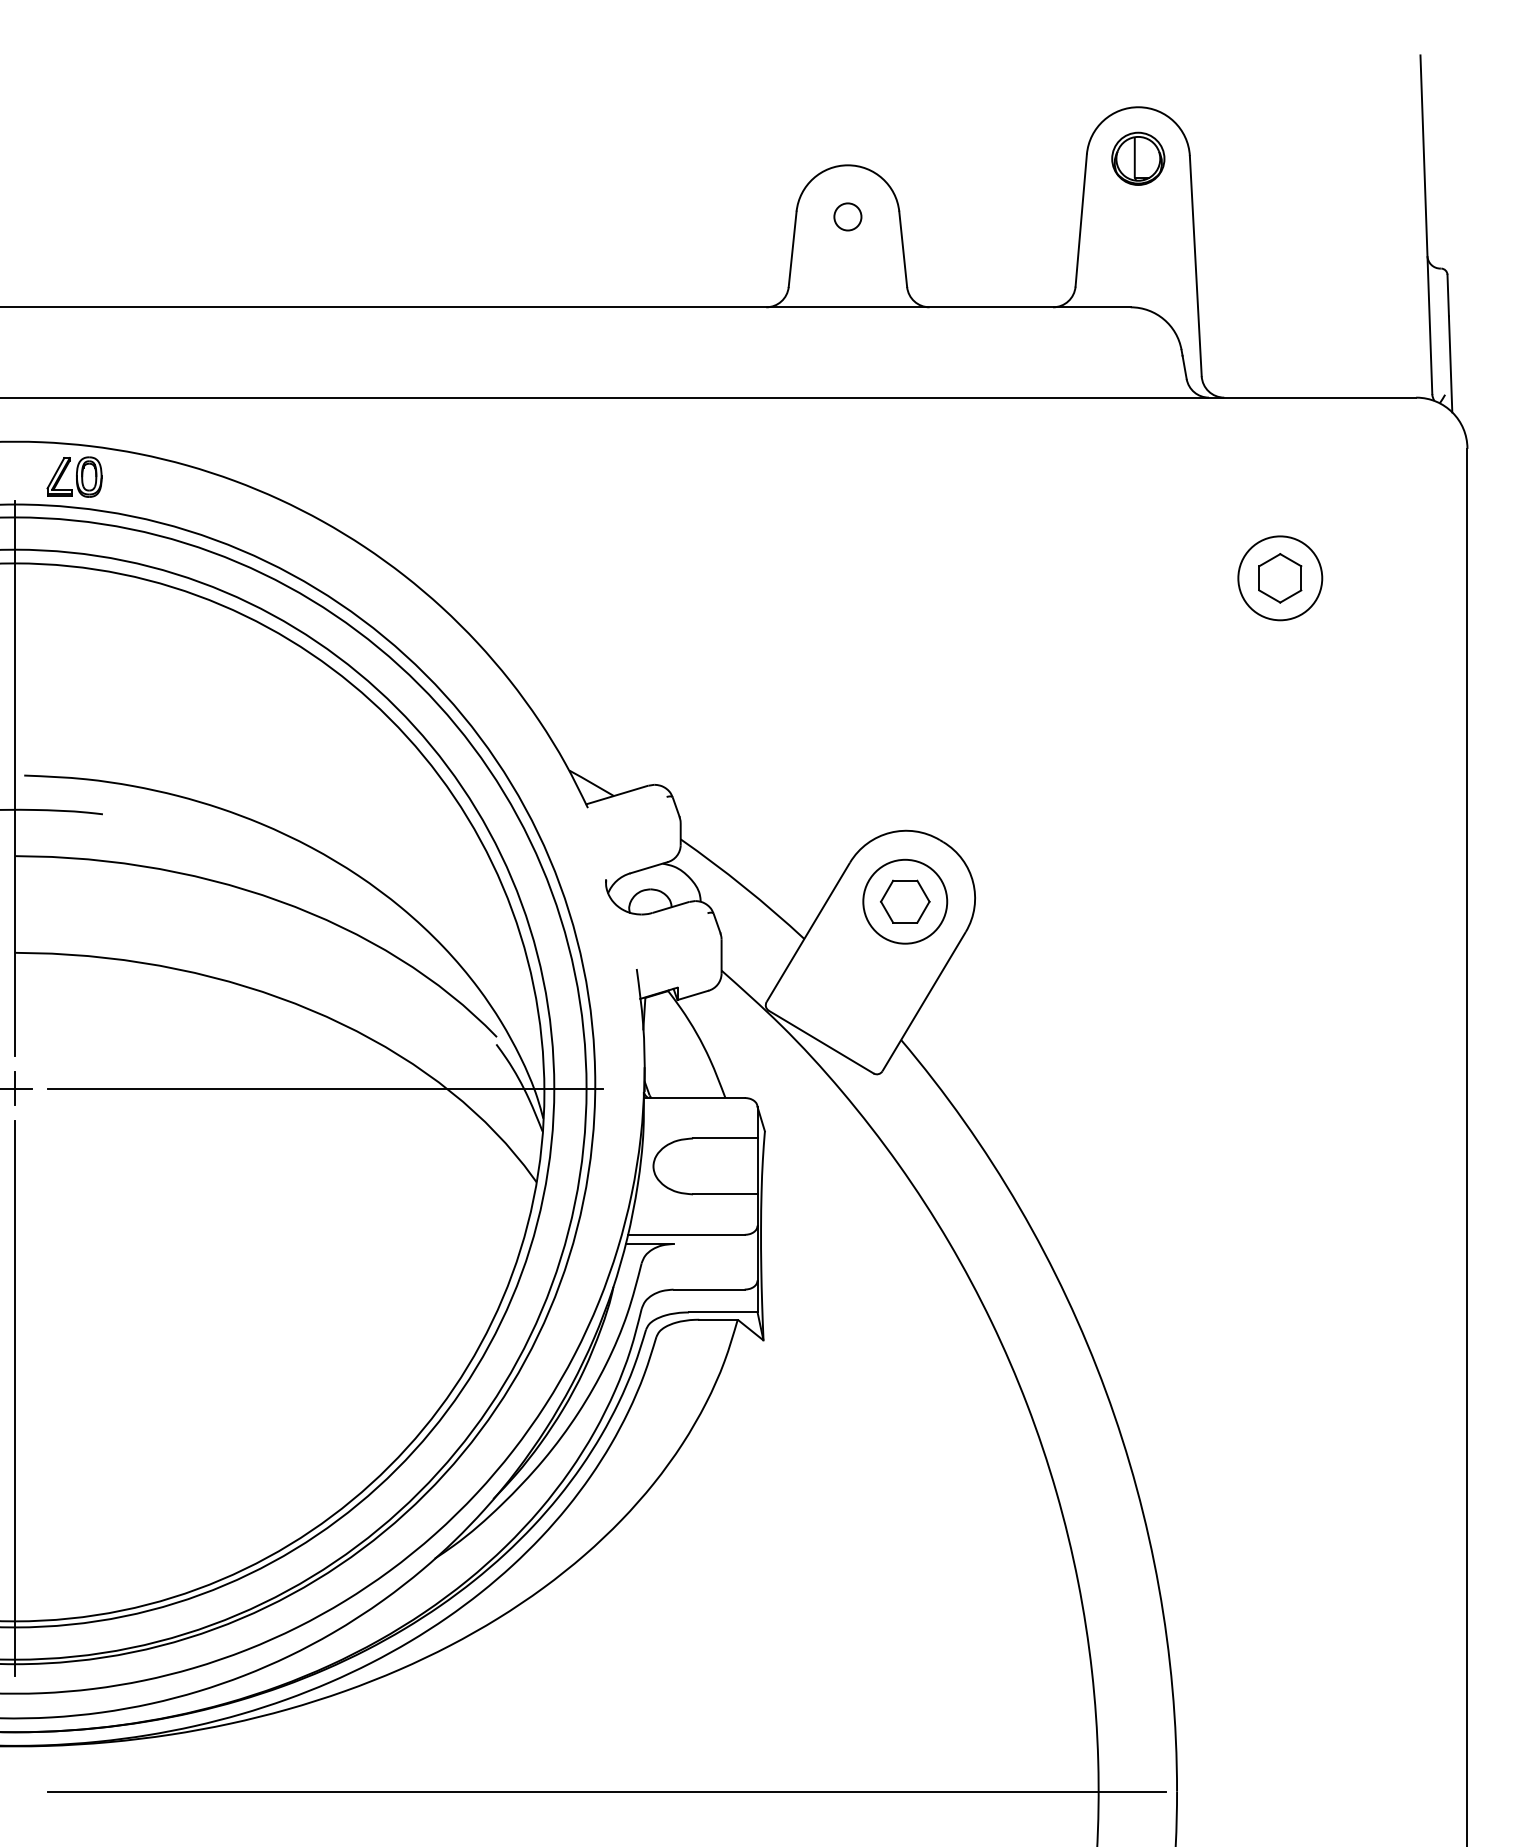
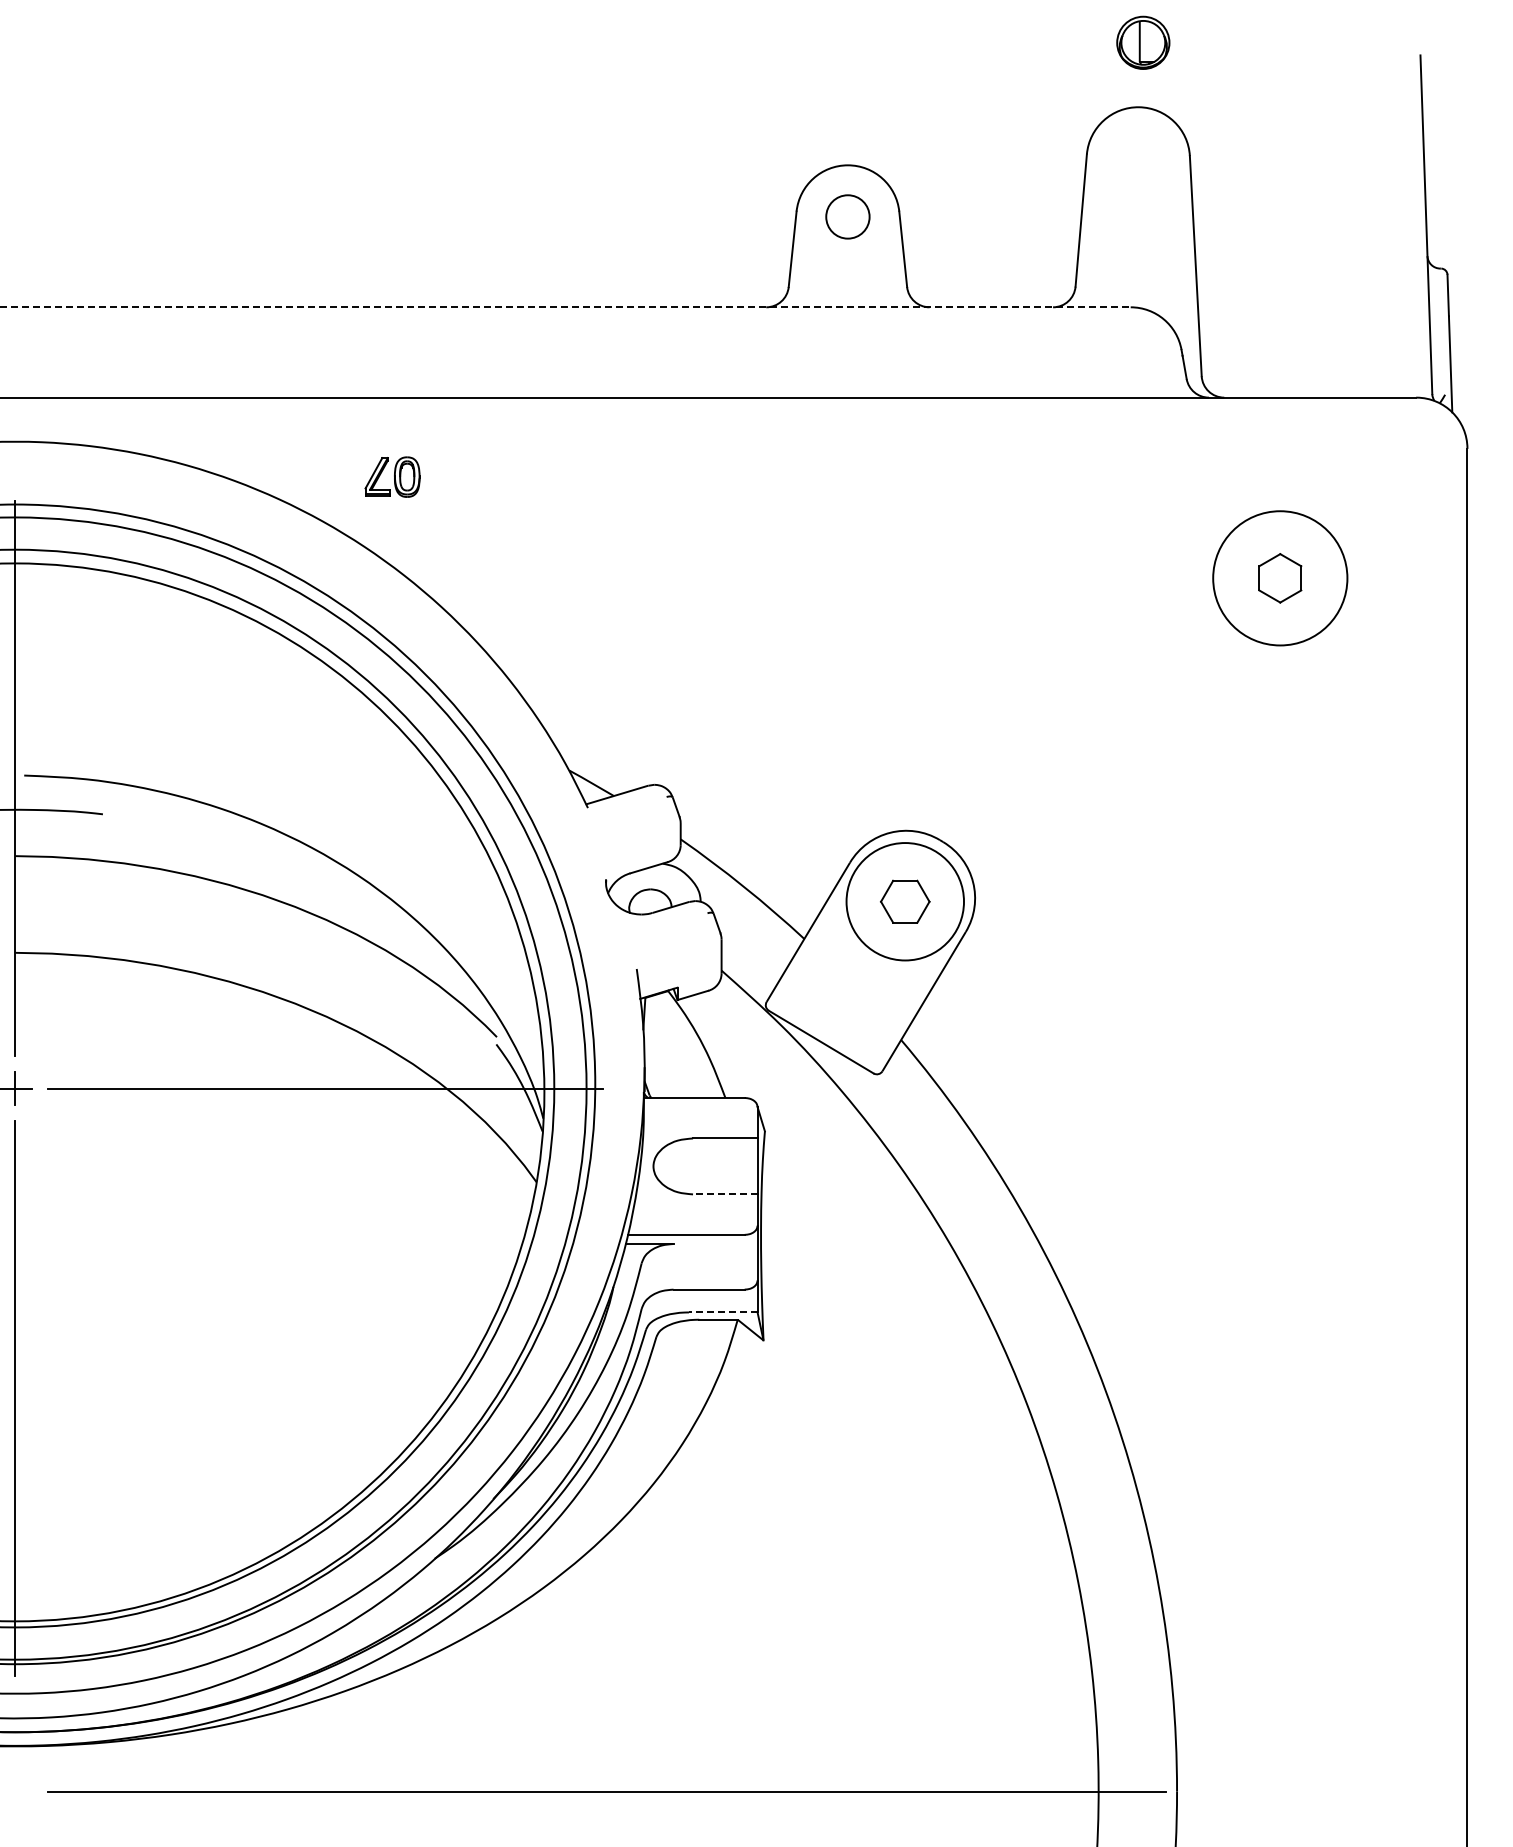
part position: (1138, 158) -> (1143, 42) (1143, 42)
circle diameter: 27 px -> 43 px (847, 216)
line: solid -> dashed (565, 307)
part position: (74, 476) -> (392, 476) (392, 476)
circle diameter: 84 px -> 134 px (1280, 578)
circle diameter: 84 px -> 117 px (905, 901)
line: solid -> dashed (724, 1194)
line: solid -> dashed (722, 1312)
